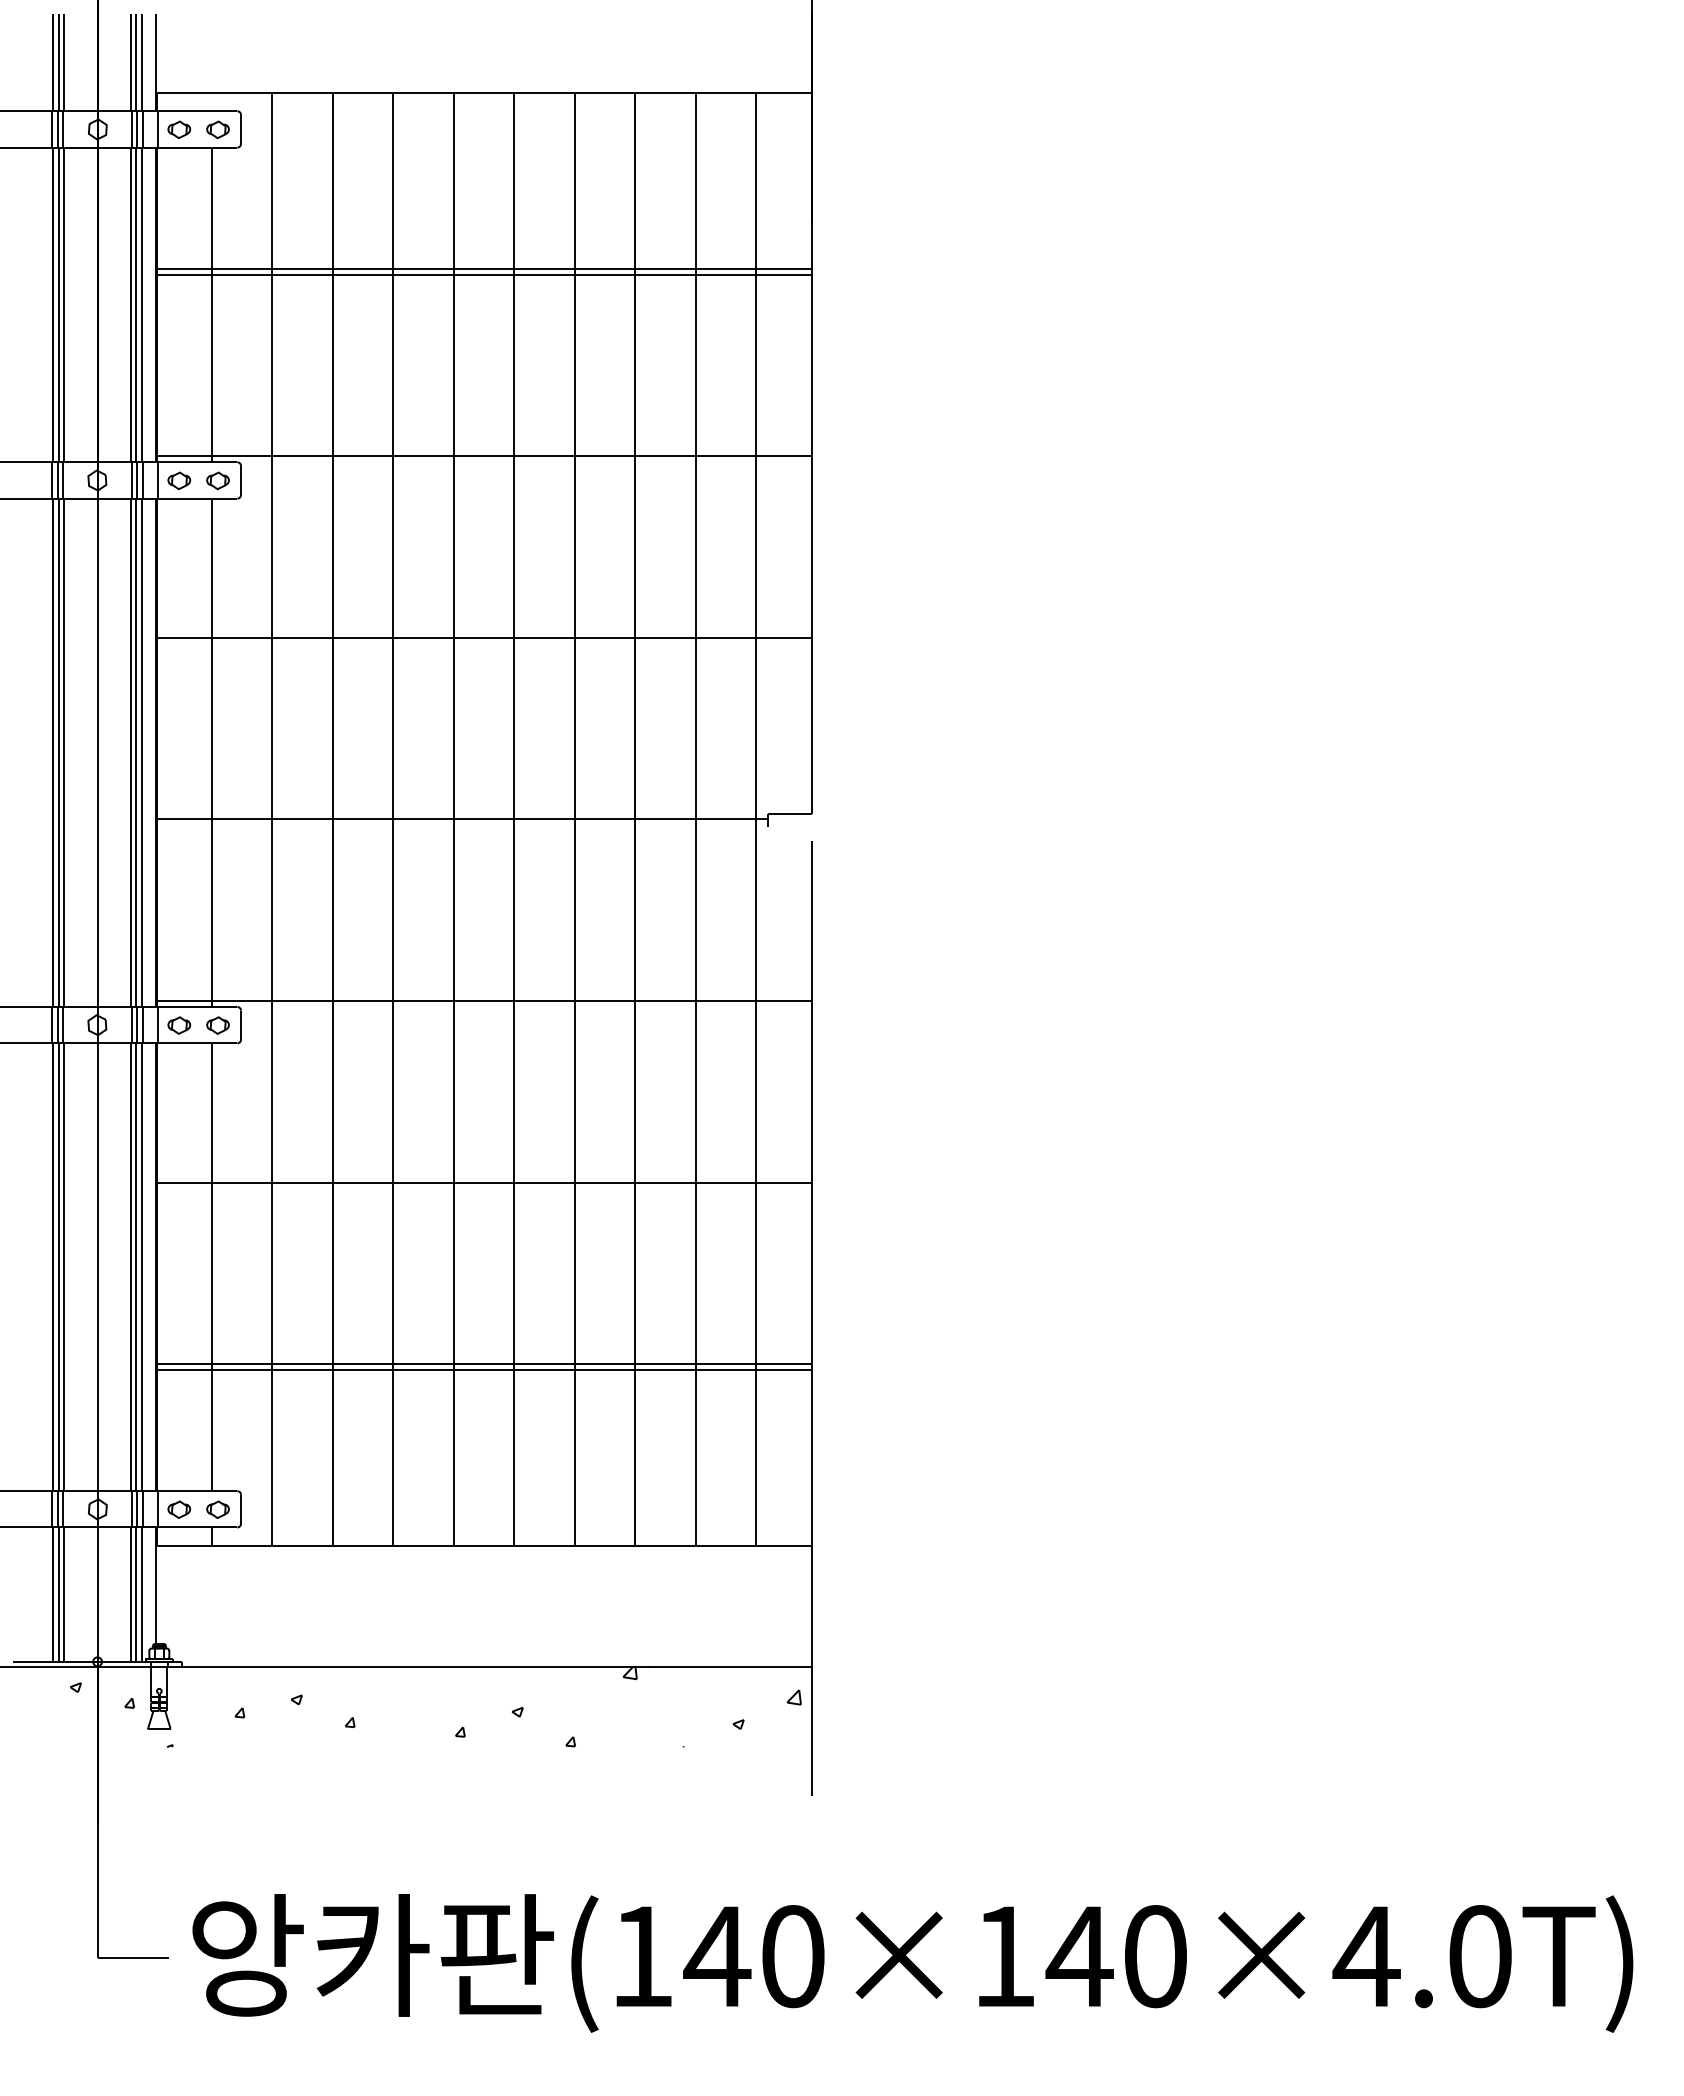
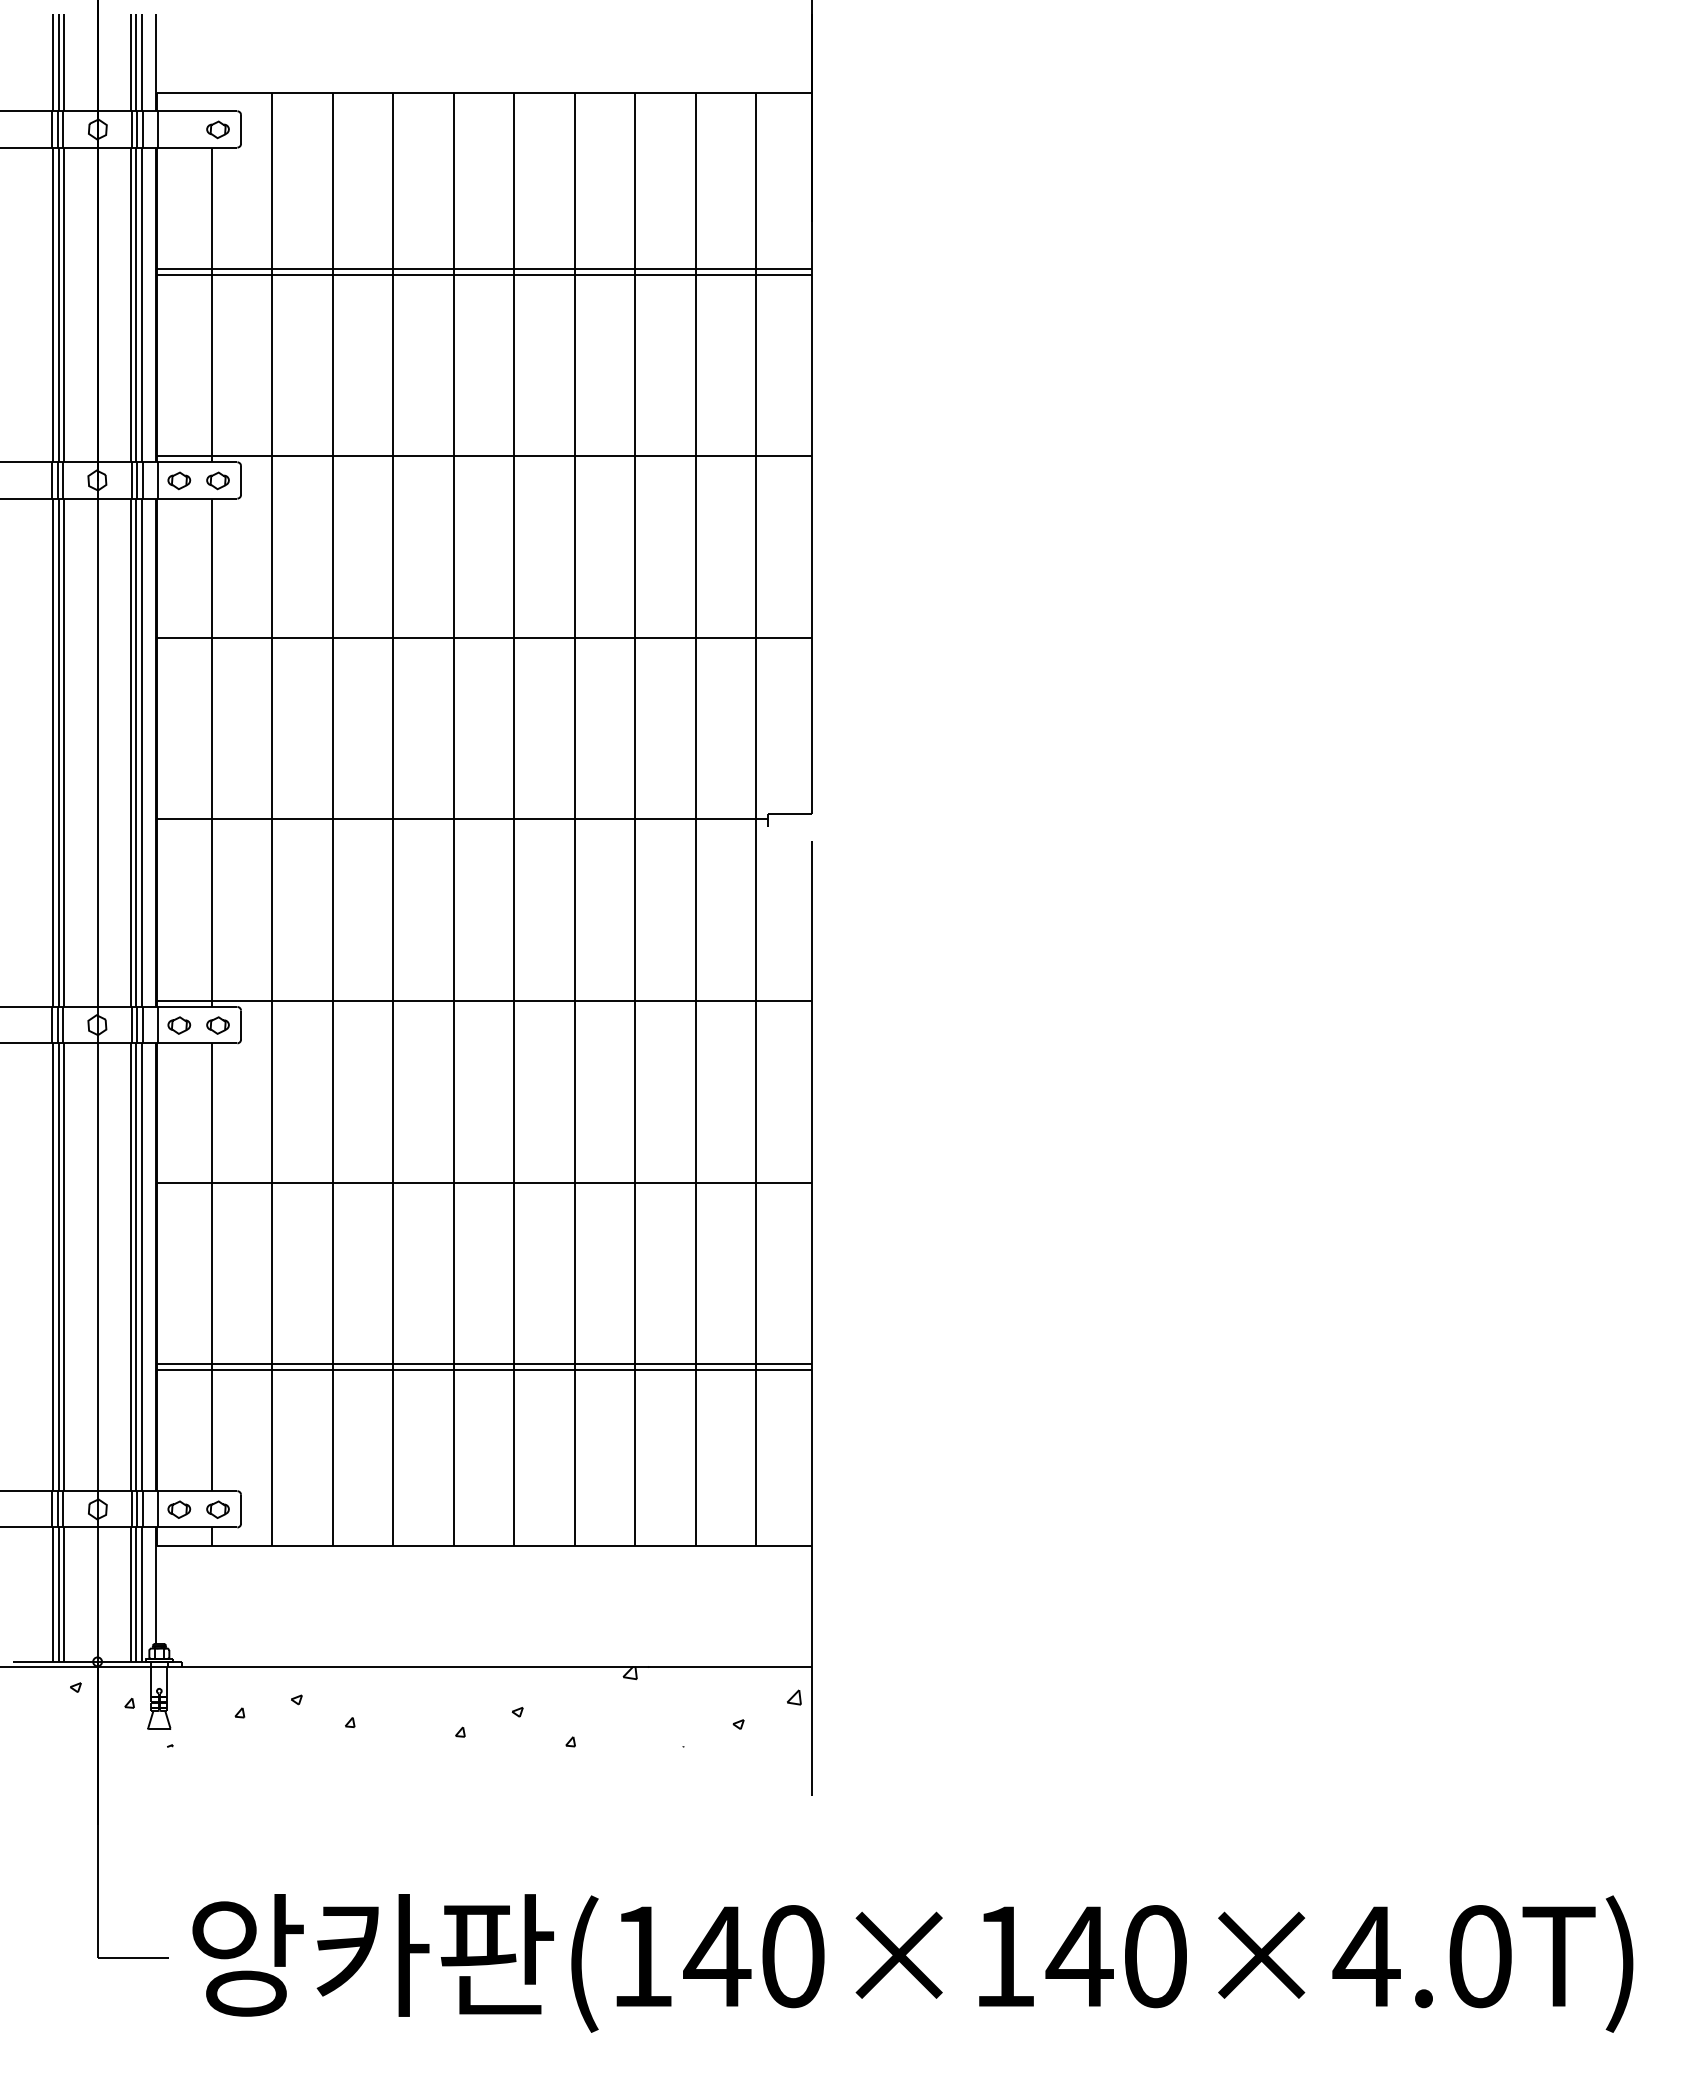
part: present -> none (179, 129)
